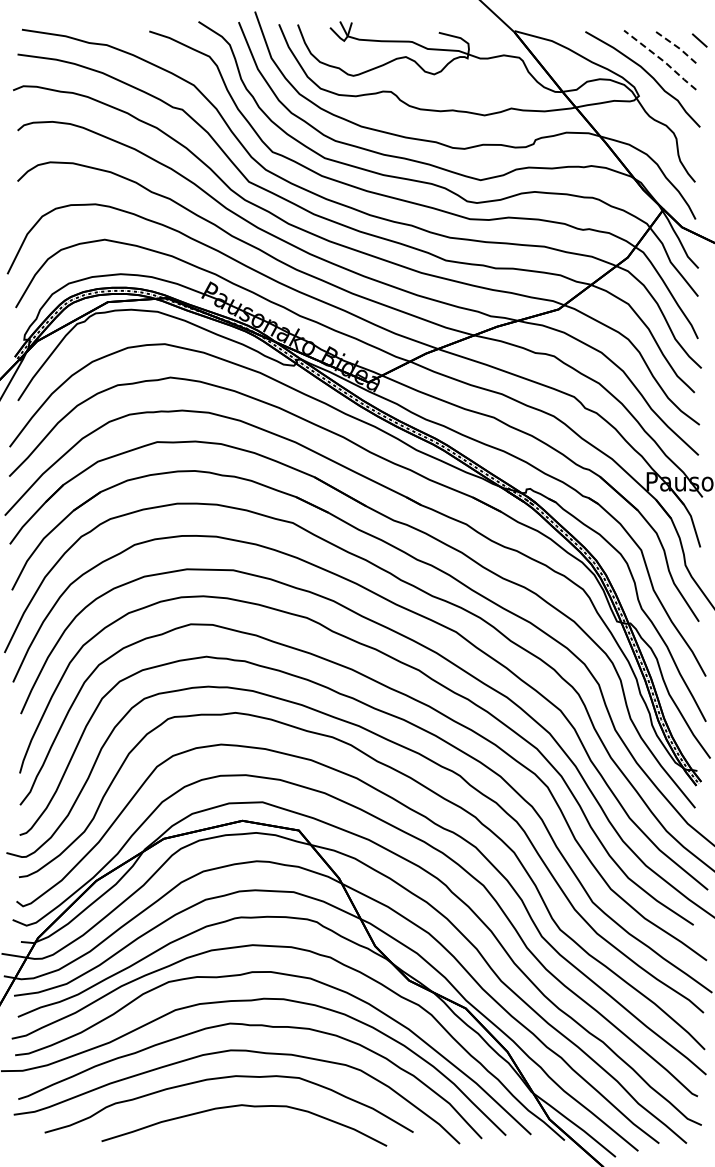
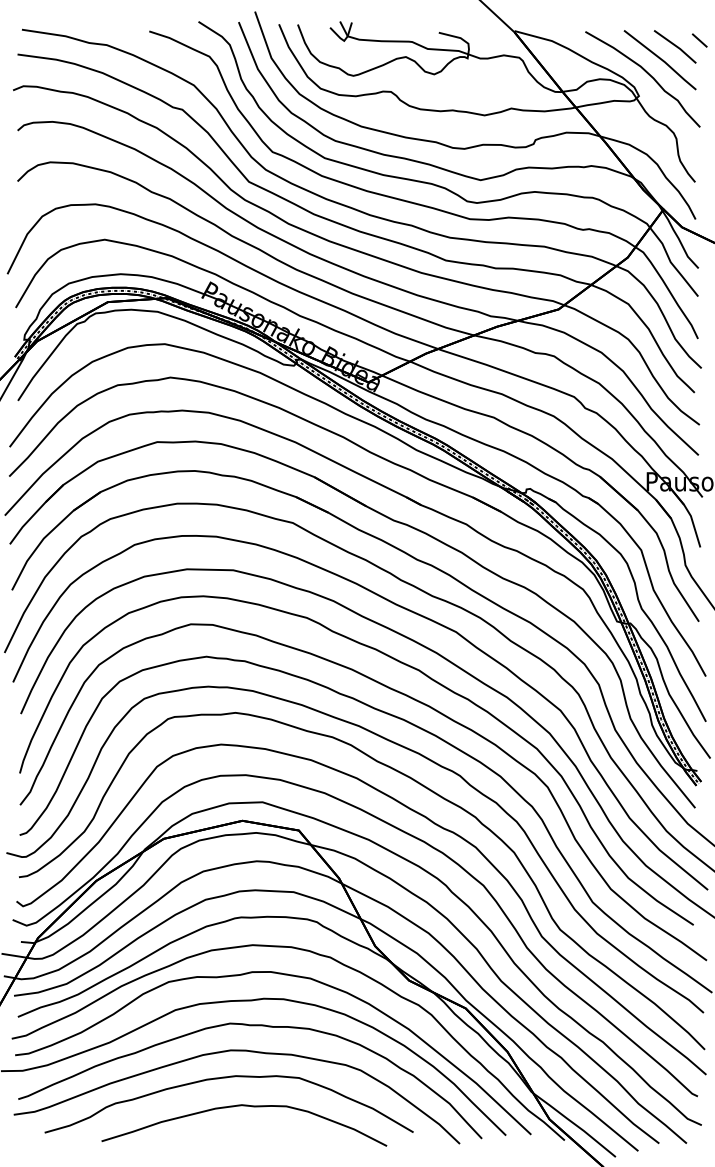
line: dashed -> solid (676, 46)
line: dashed -> solid (661, 59)
